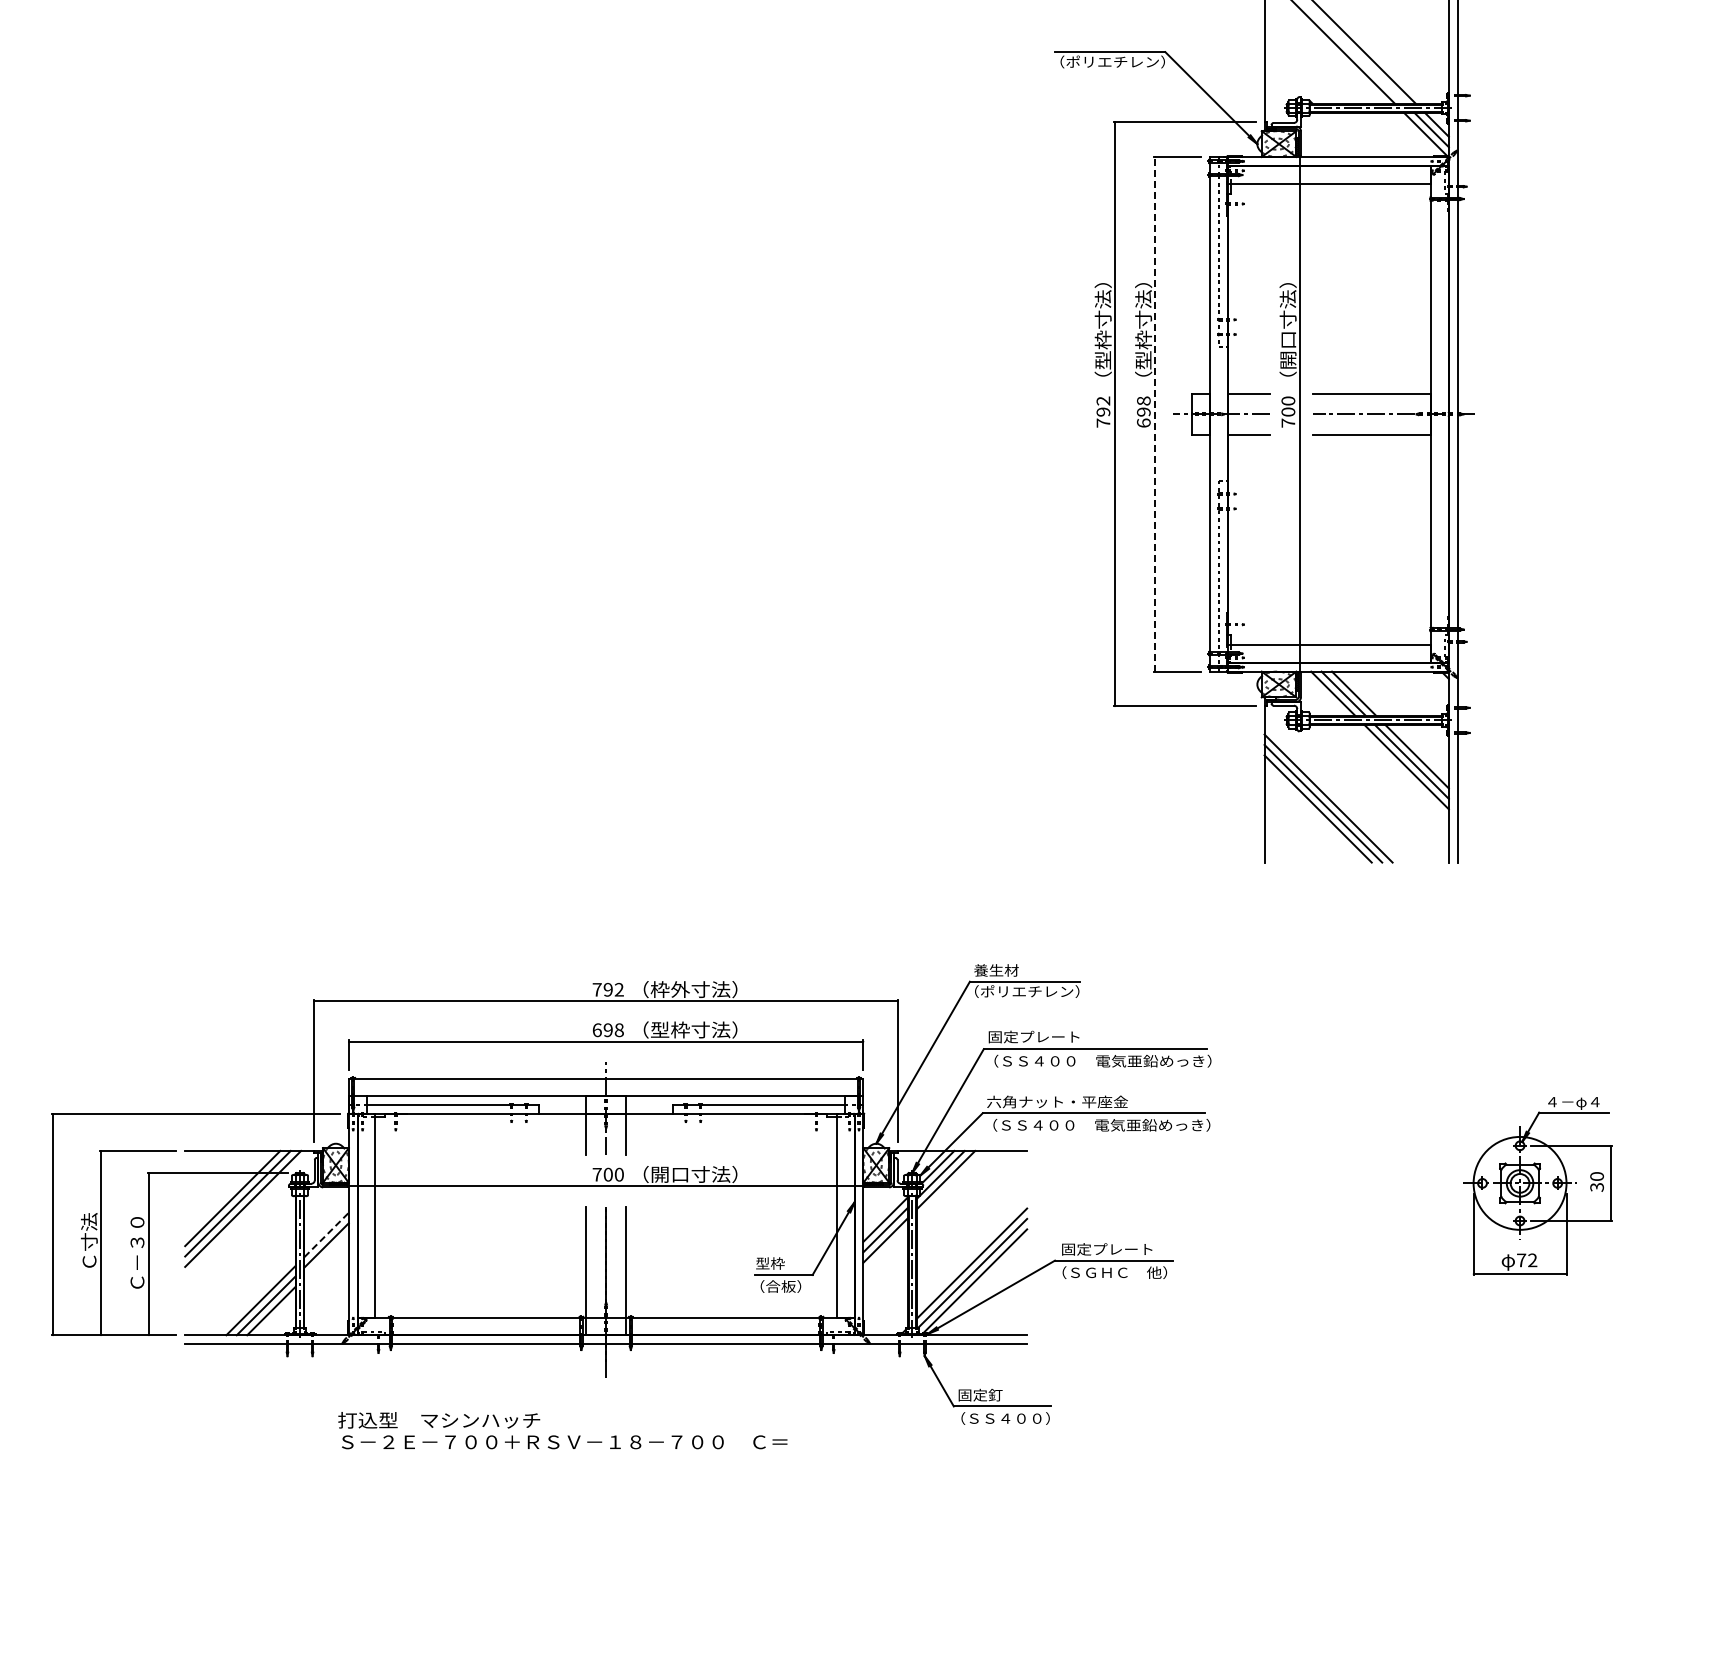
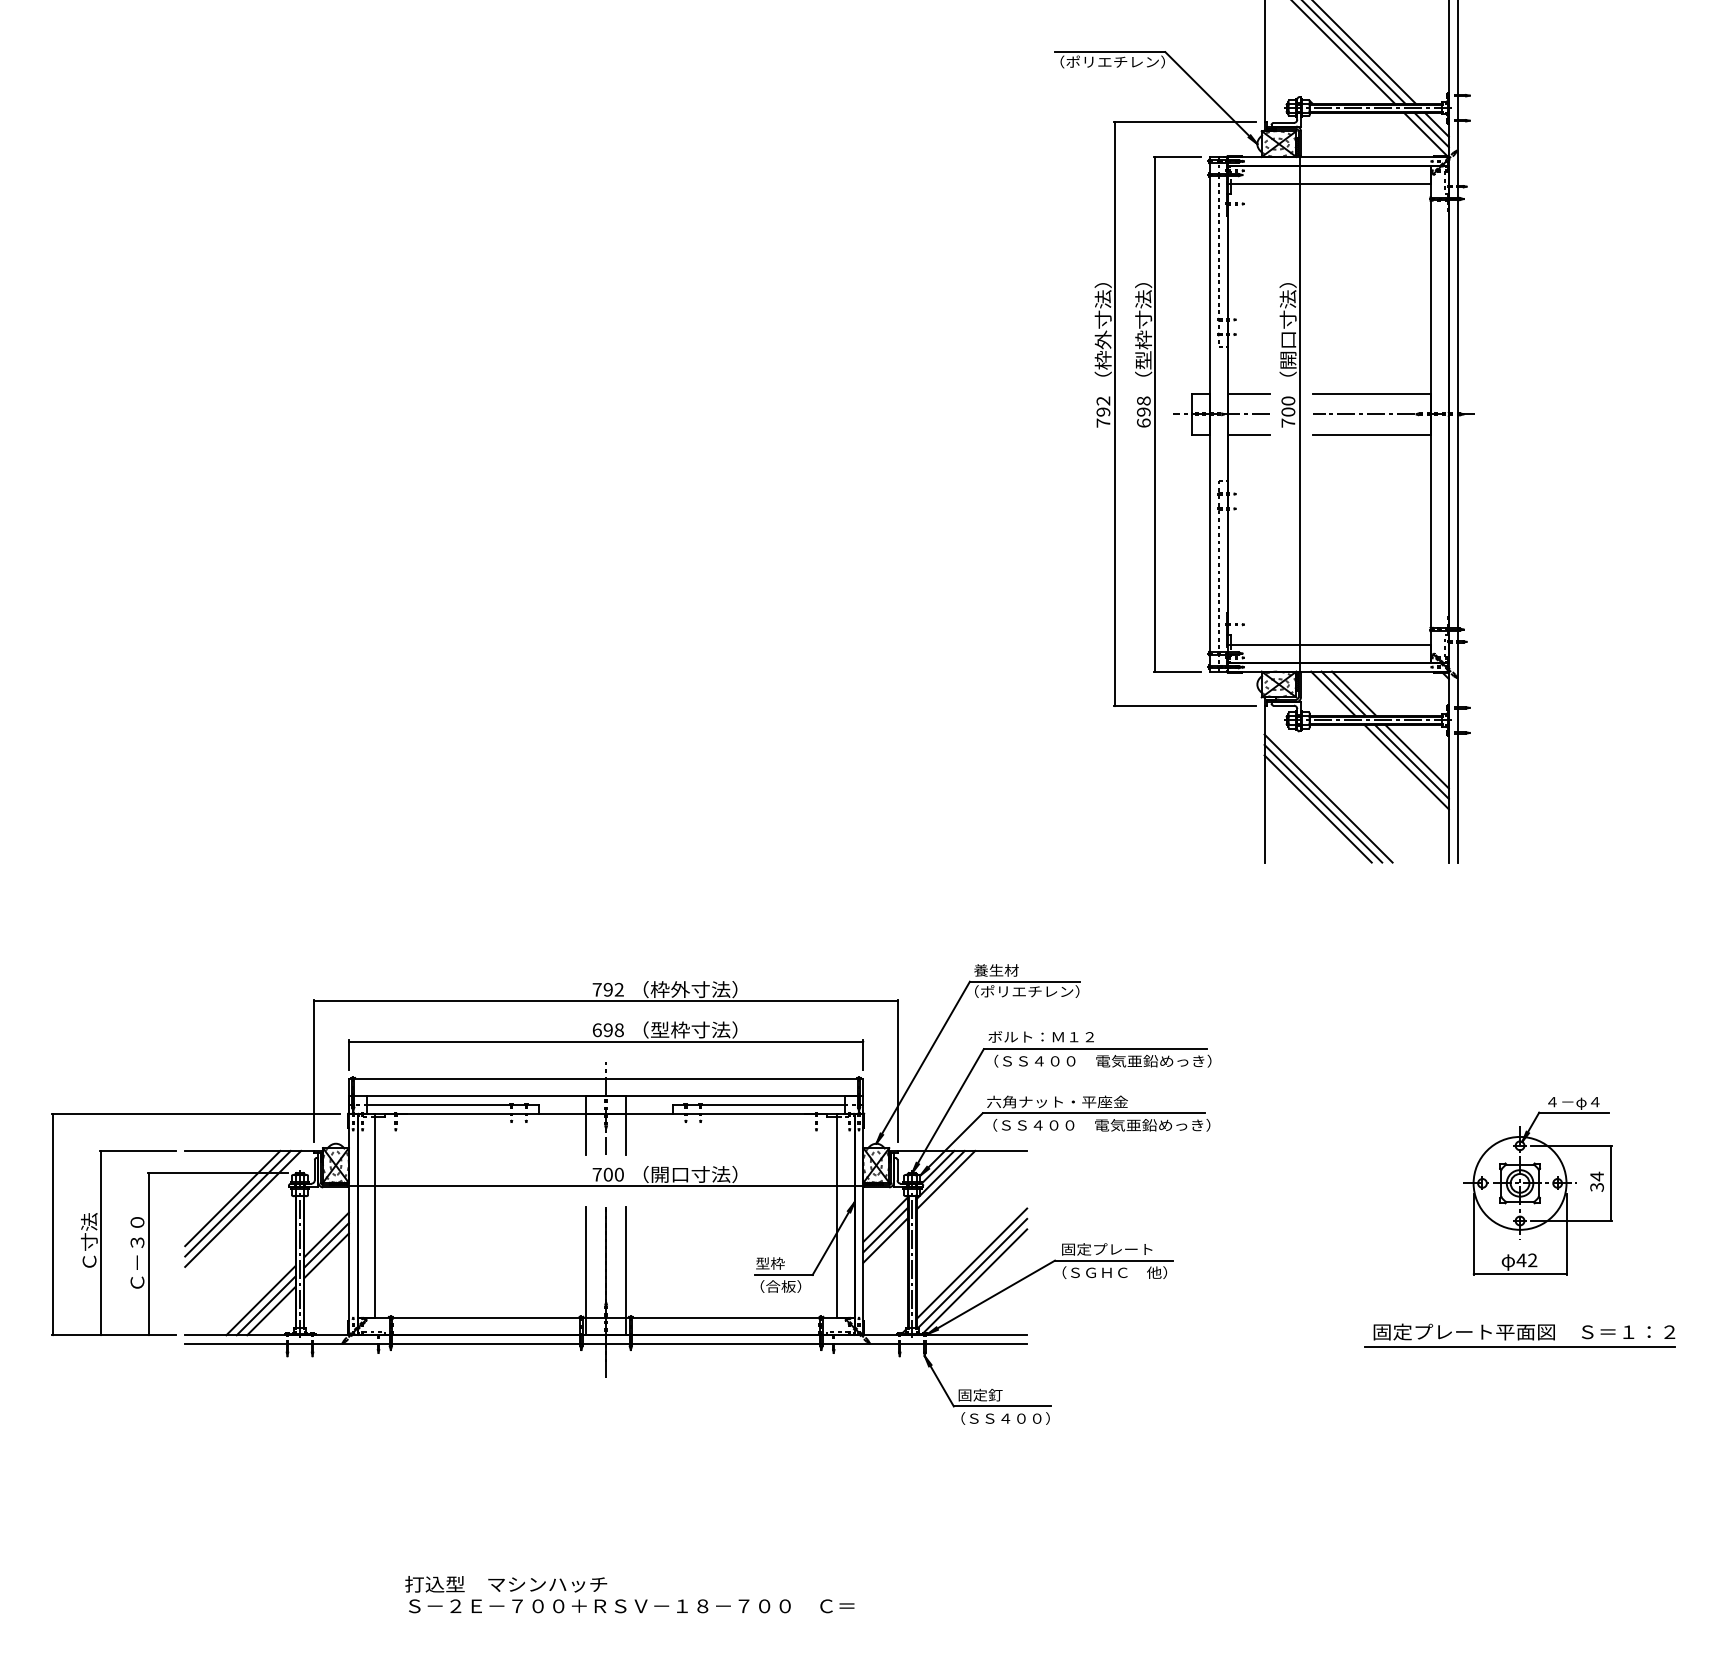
line: none -> present (1354, 52)
text: （型枠寸法） -> （枠外寸法） (1102, 349)
line: dashed -> solid (1155, 413)
text: 固定プレート -> ボルト：Ｍ１２ (1040, 1036)
text: 30 -> 34 (1596, 1176)
line: dashed -> solid (327, 1234)
line: none -> present (326, 1255)
text: 72 -> 42 (1521, 1260)
part: none -> present (1519, 1335)
text position: (562, 1430) -> (629, 1594) (629, 1594)
